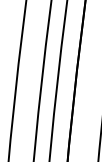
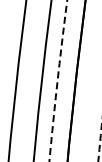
arc: solid -> dashed (57, 80)
circle: solid -> dashed (99, 142)
